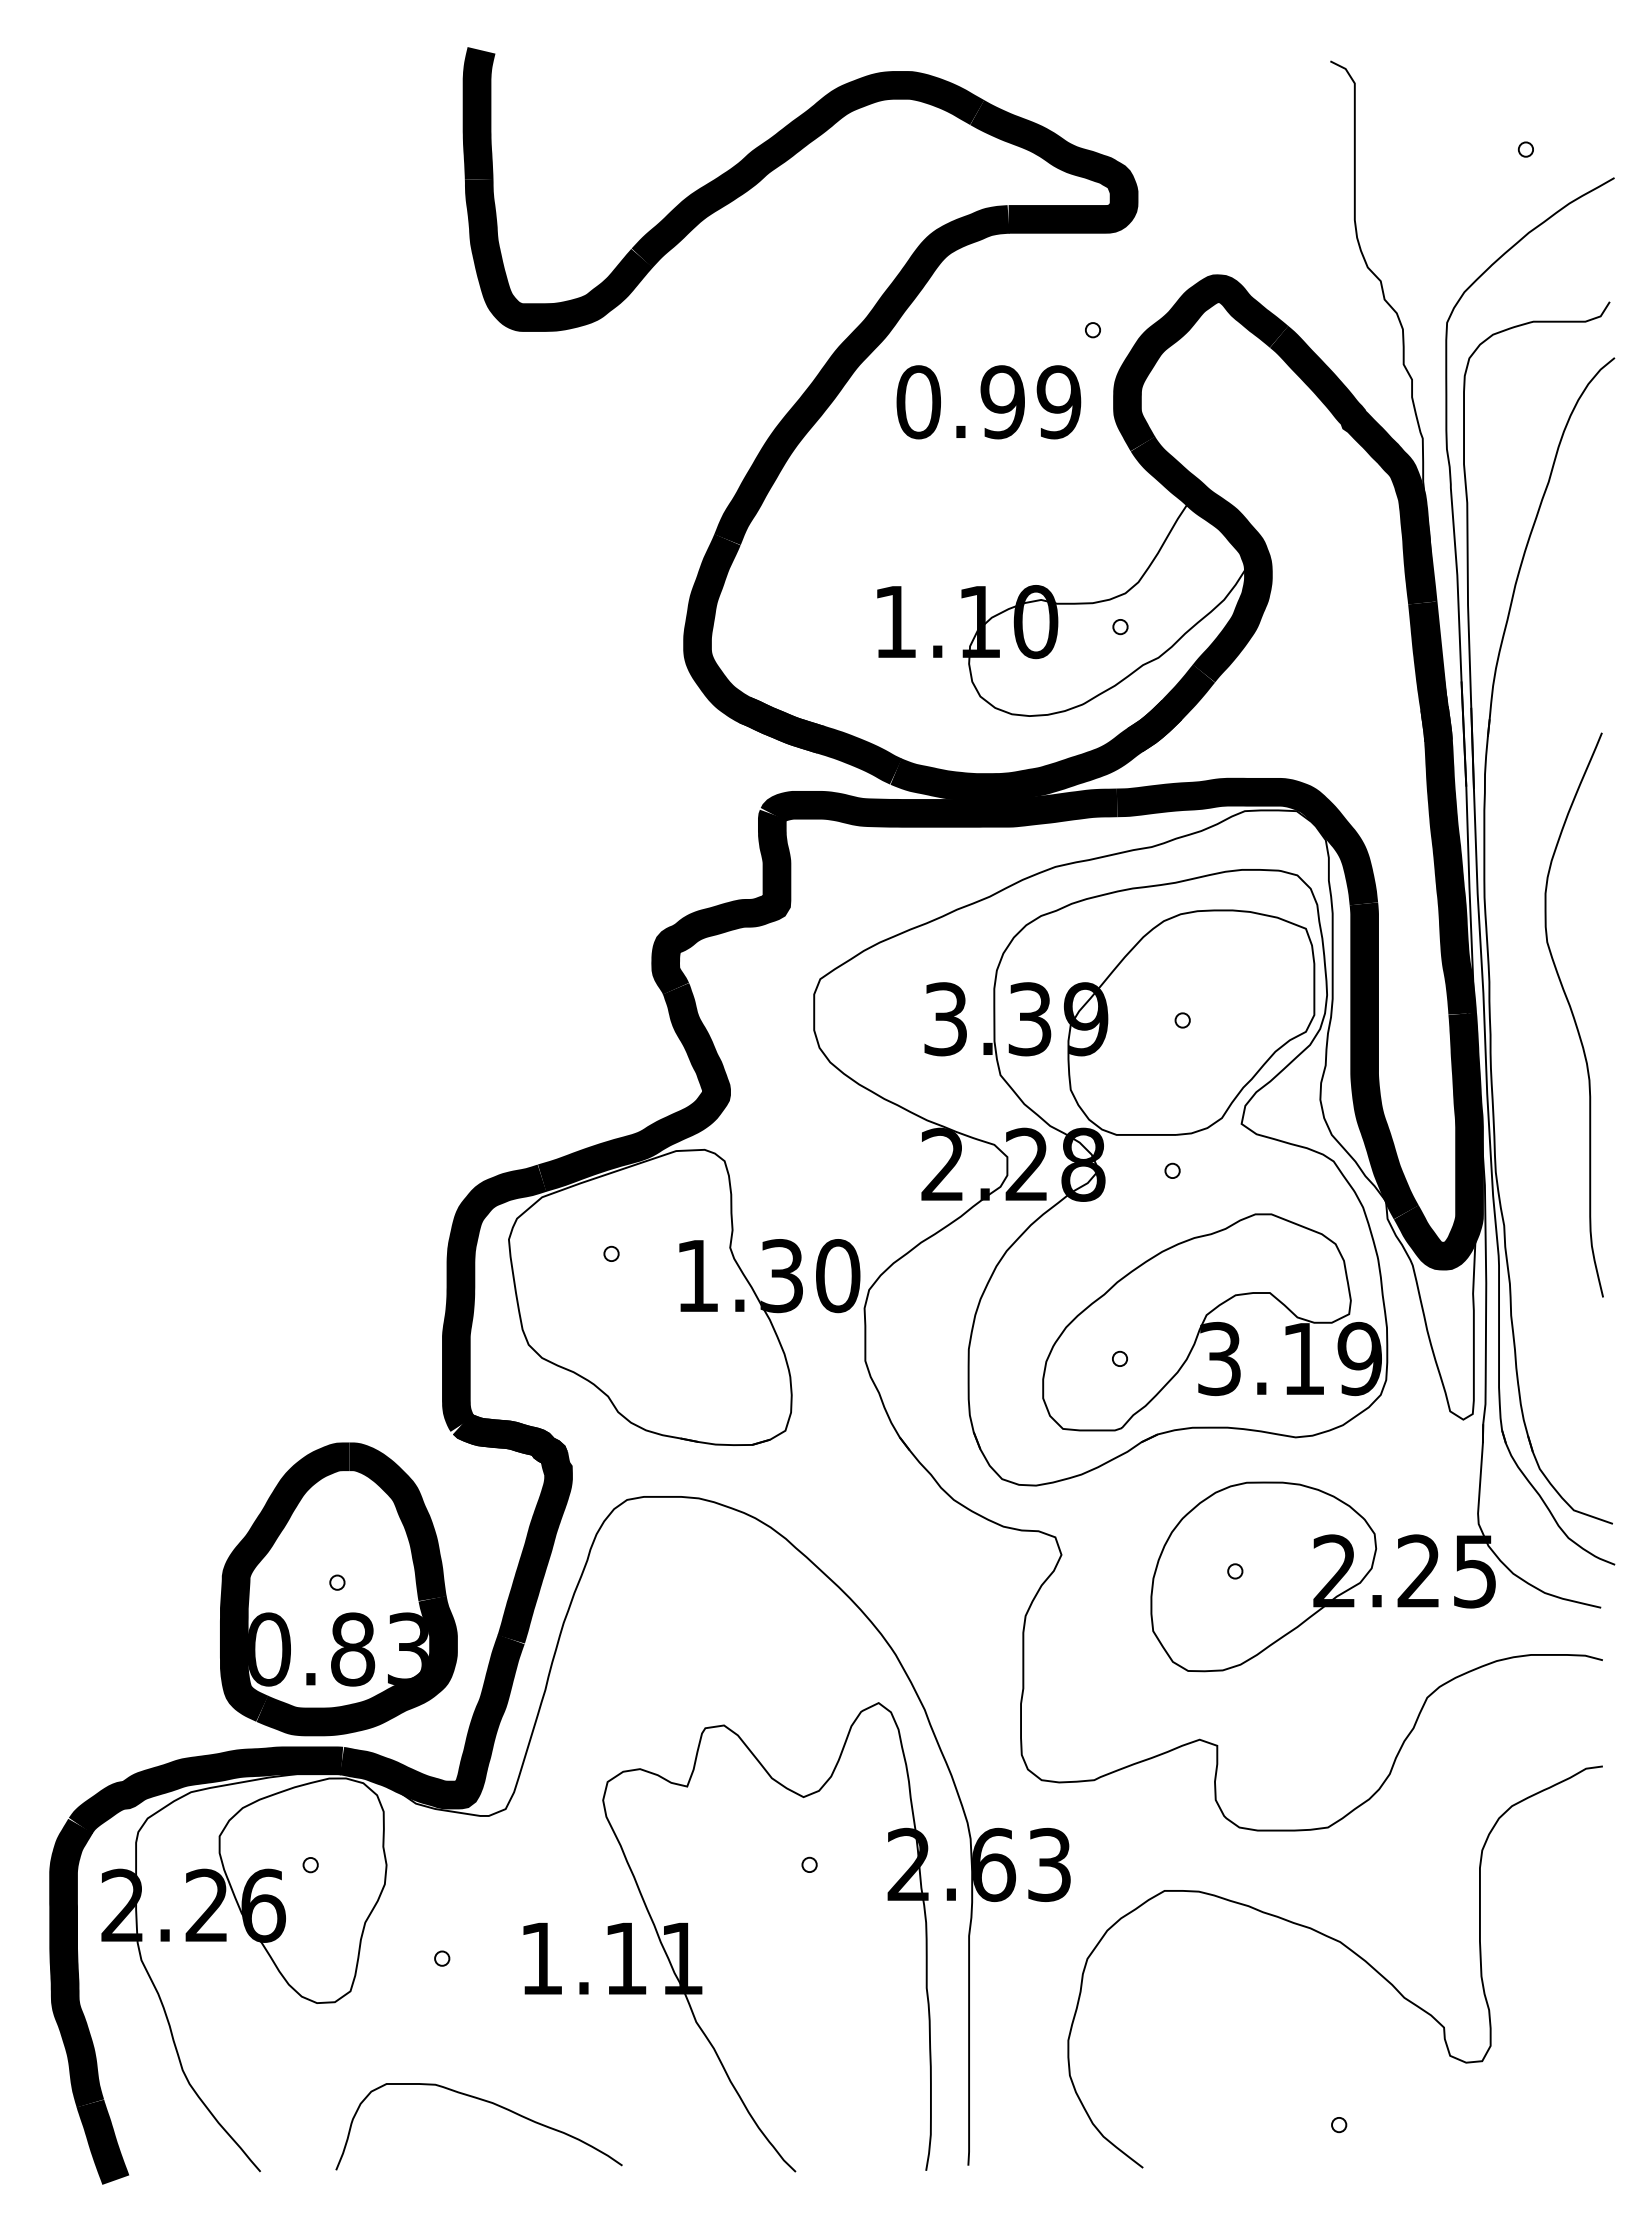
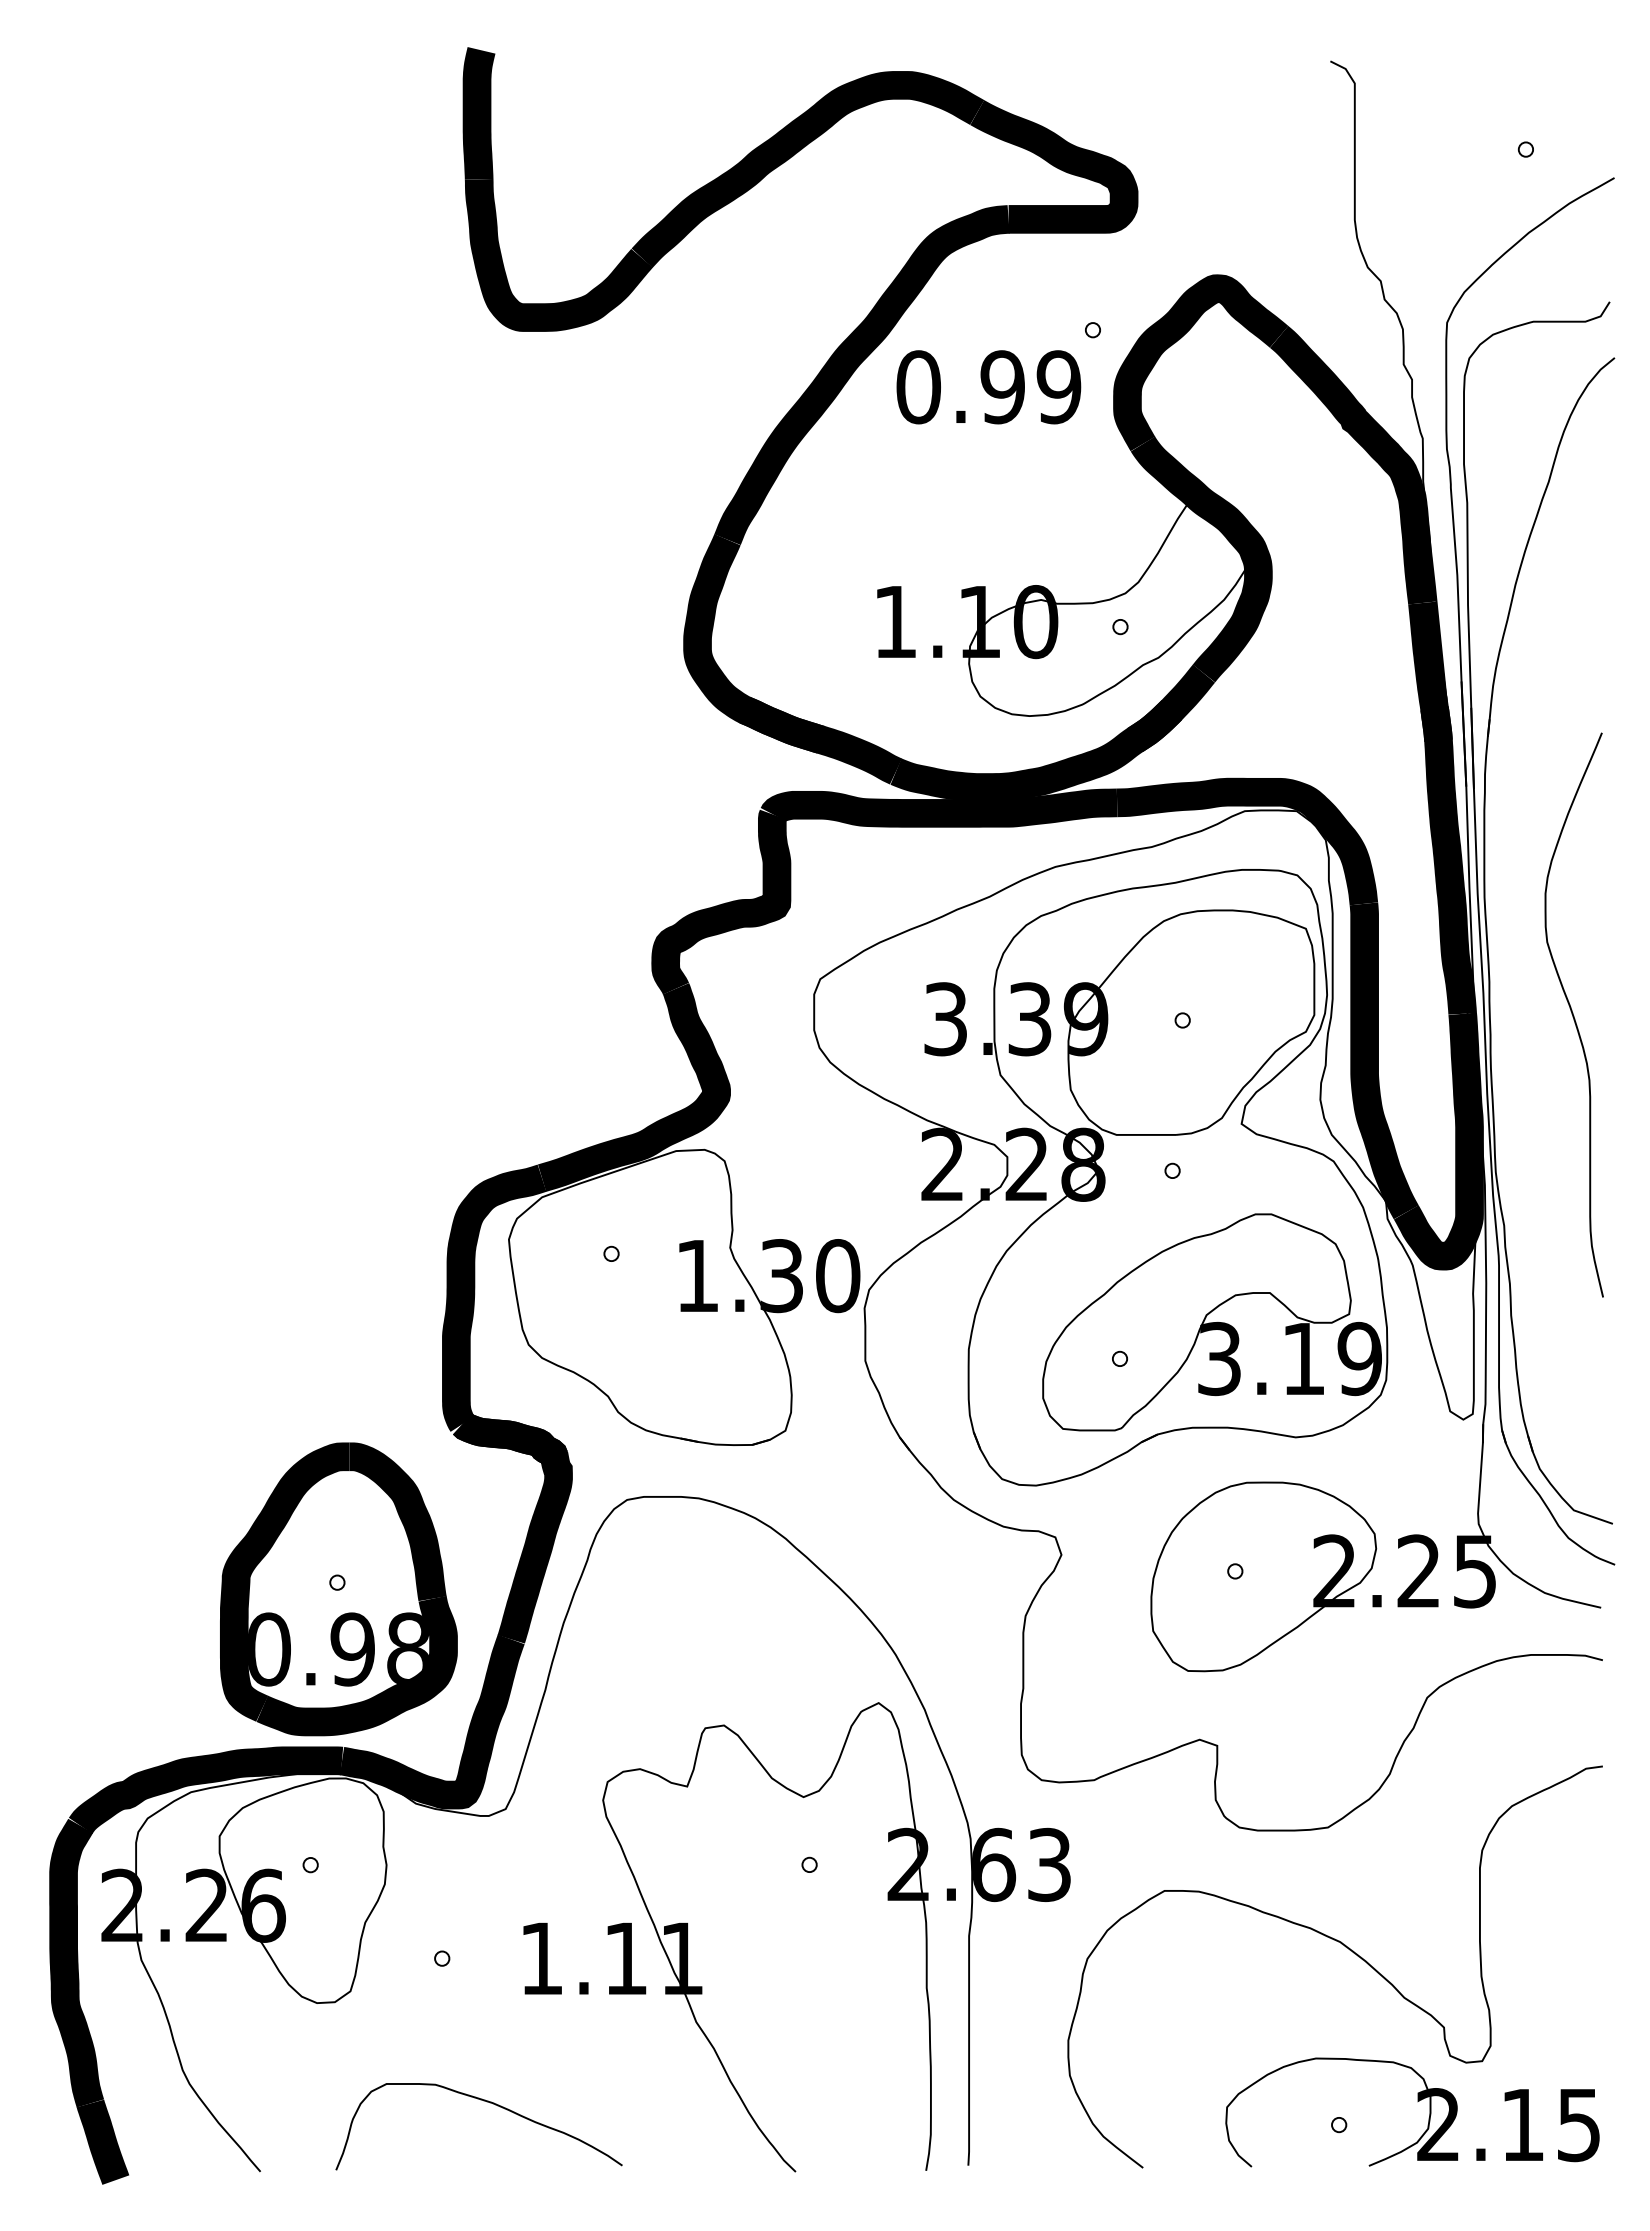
text position: (988, 402) -> (988, 387) (988, 387)
text: 0.83 -> 0.98 (379, 1649)
part: none -> present (1417, 2102)
